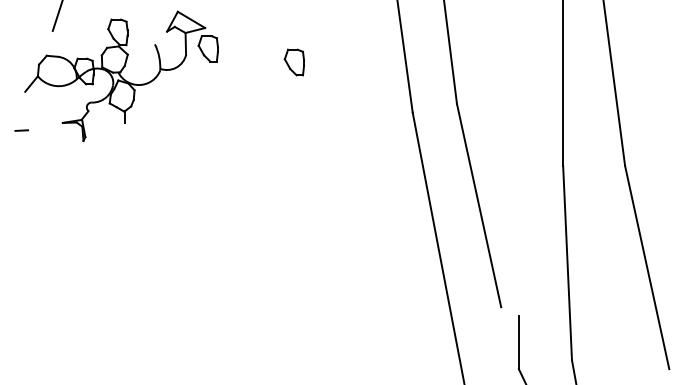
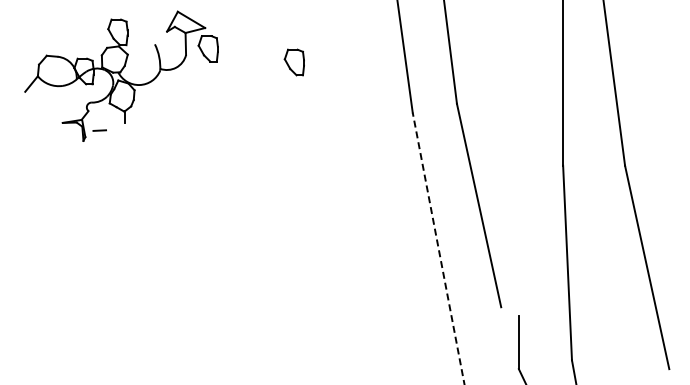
line: present -> none (57, 16)
line position: (21, 130) -> (99, 130) (99, 130)
line: solid -> dashed (438, 247)
